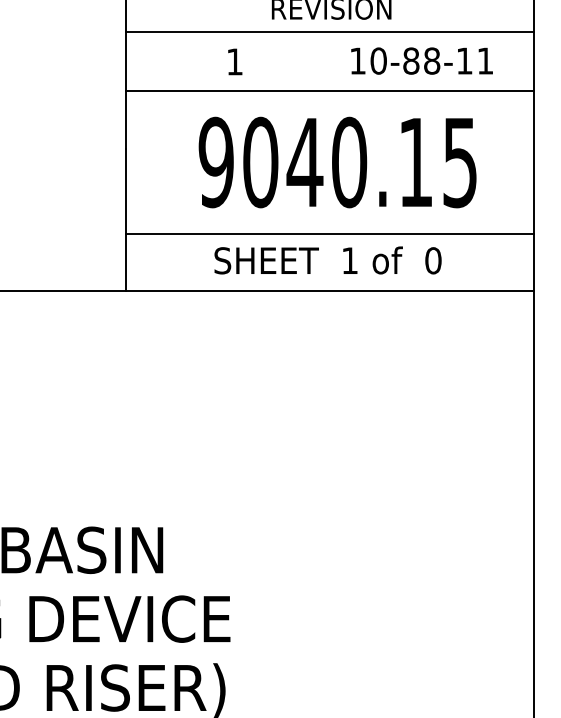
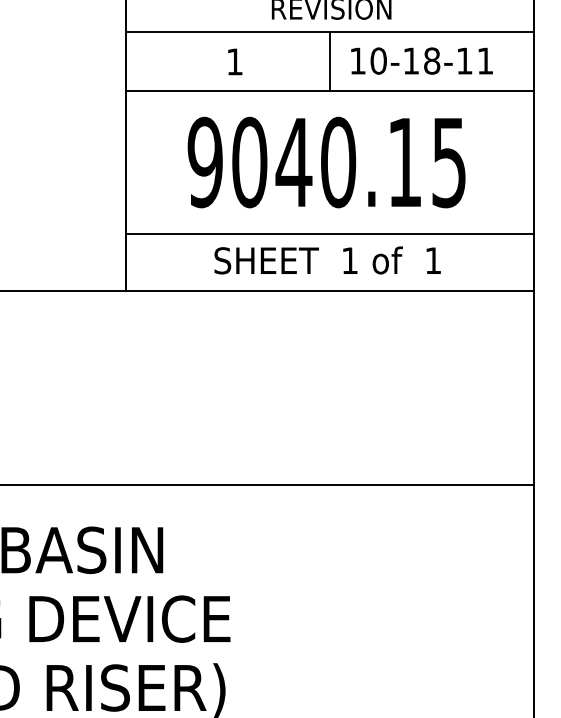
text: 10-88-11 -> 10-18-11 (411, 60)
line: none -> present (330, 61)
text position: (337, 162) -> (326, 162) (326, 162)
text: 0 -> 1 (433, 260)
line: none -> present (267, 484)
